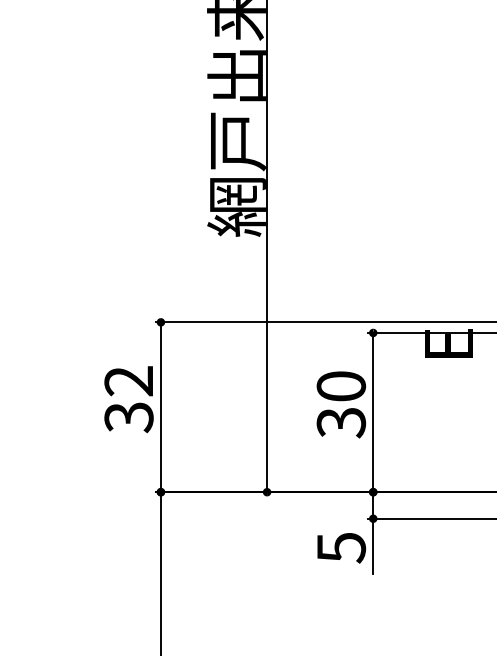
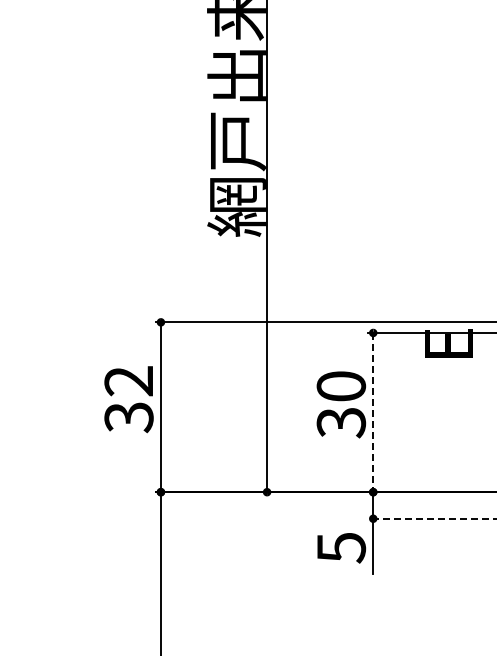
line: solid -> dashed (373, 412)
line: solid -> dashed (431, 518)
